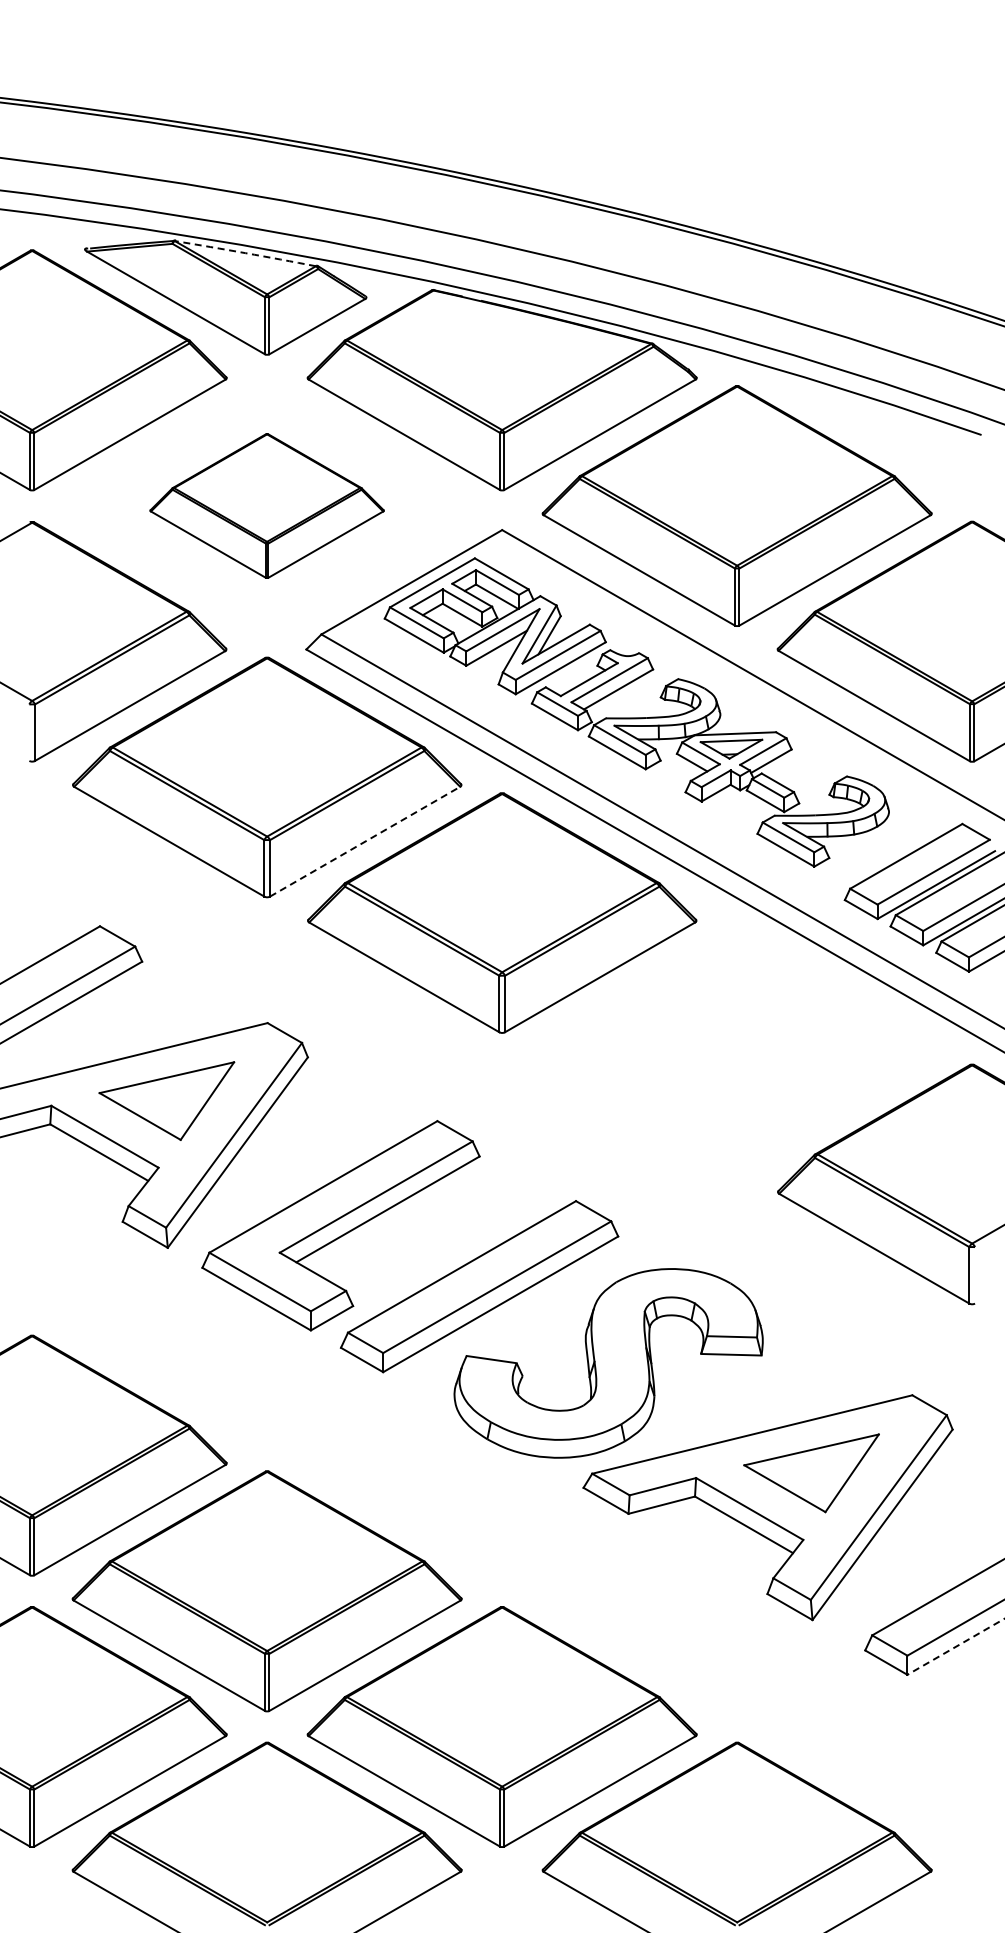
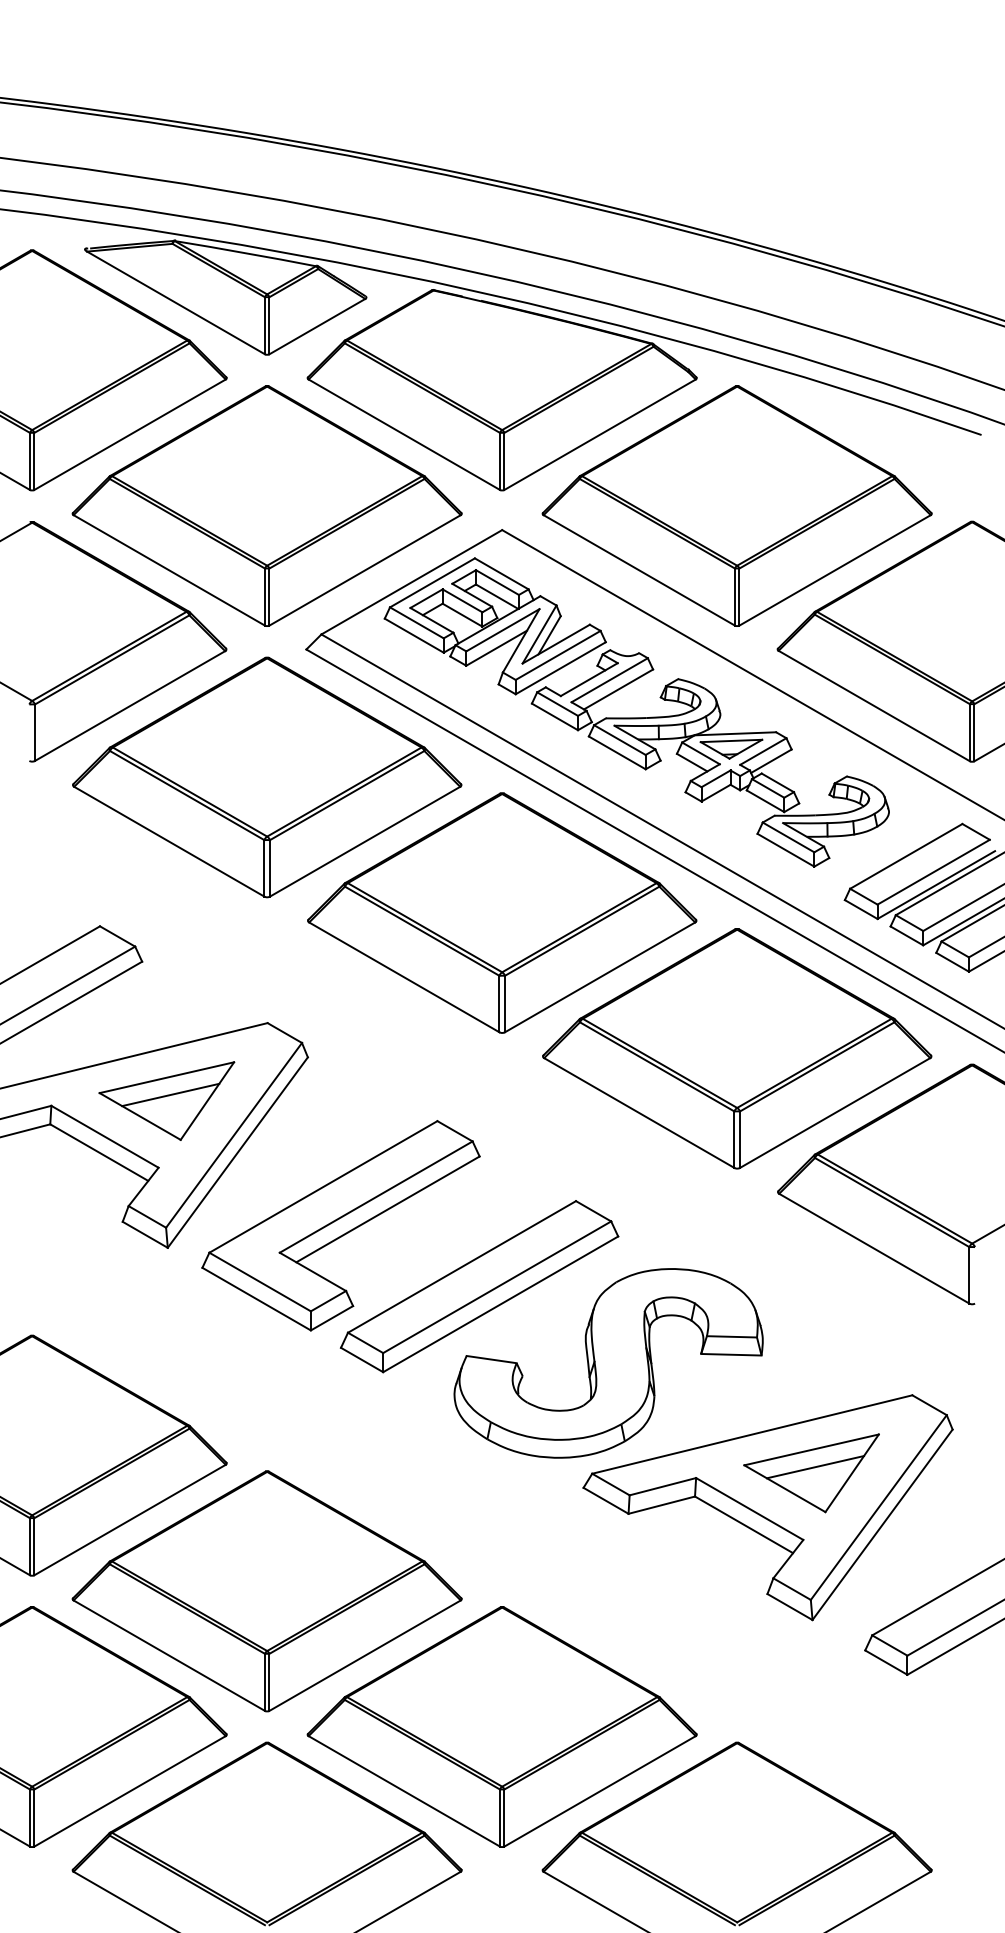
arc: dashed -> solid (245, 253)
part size: 236x146 px -> 392x242 px (266, 505)
line: dashed -> solid (365, 841)
part: none -> present (737, 1048)
line: none -> present (170, 1094)
line: none -> present (815, 1467)
line: dashed -> solid (955, 1646)
